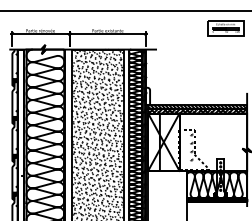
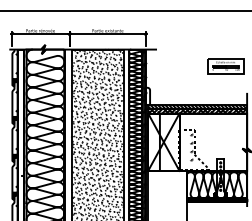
part position: (225, 28) -> (225, 66) (225, 66)
